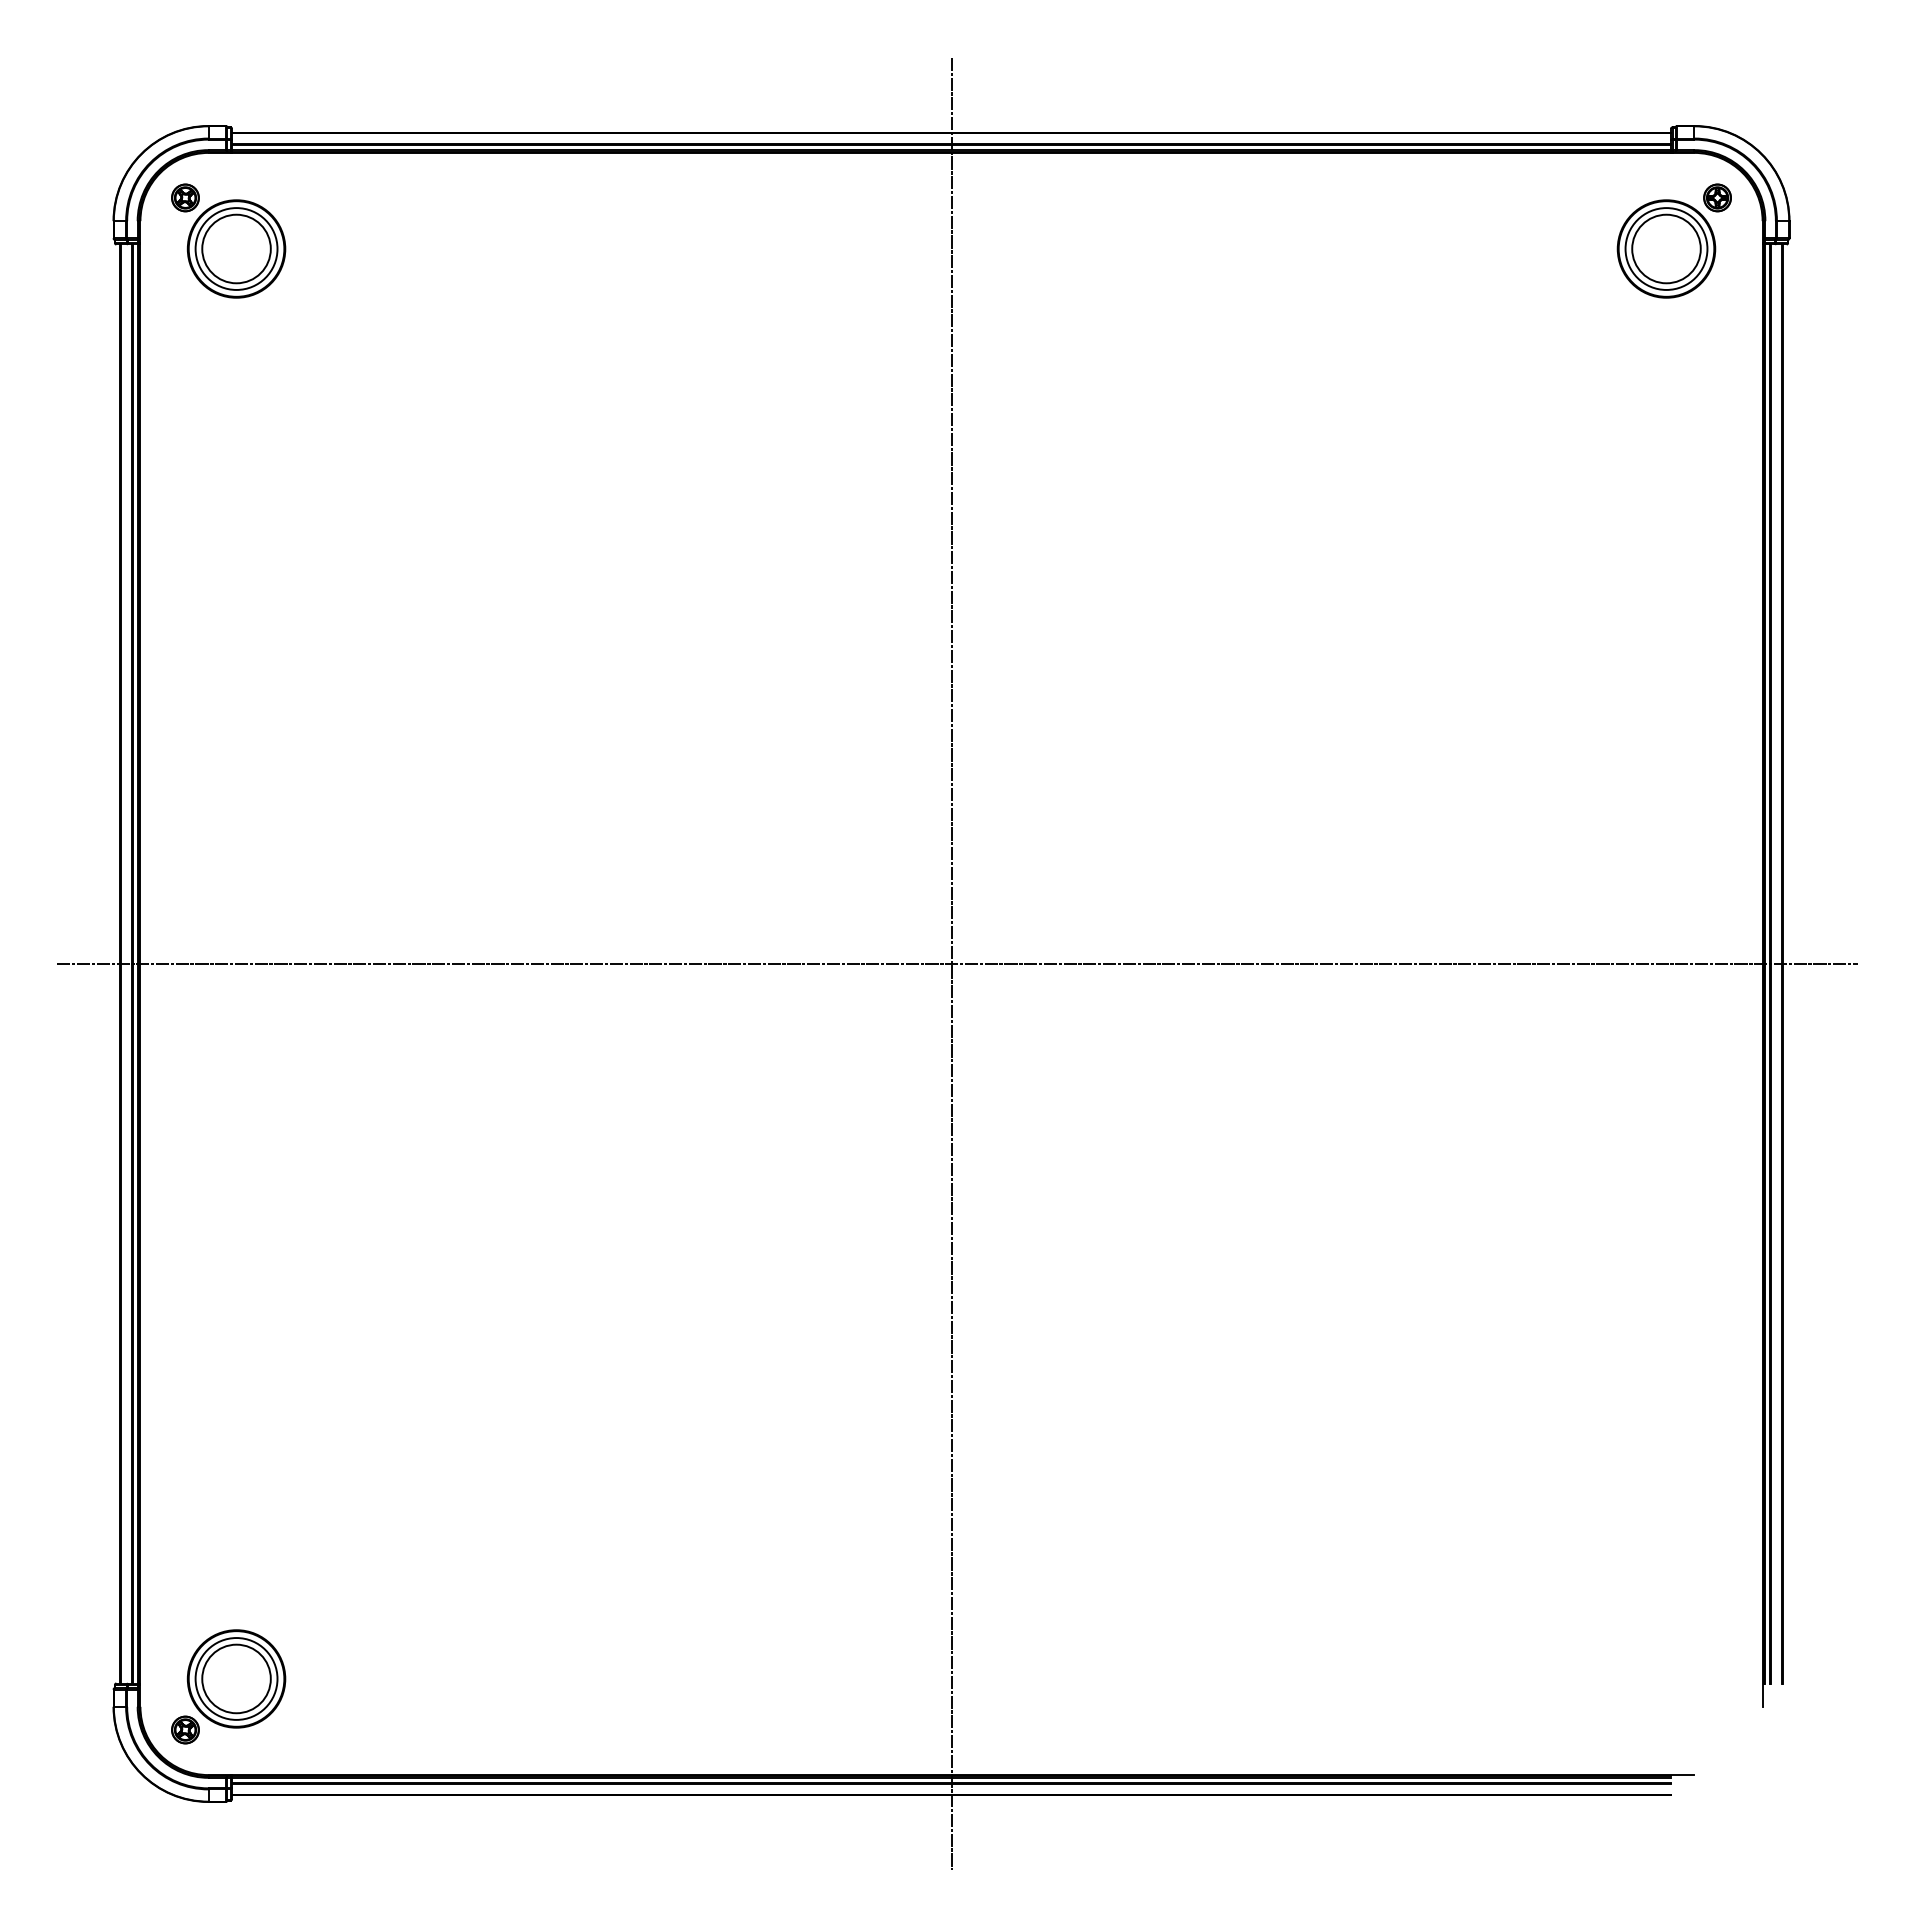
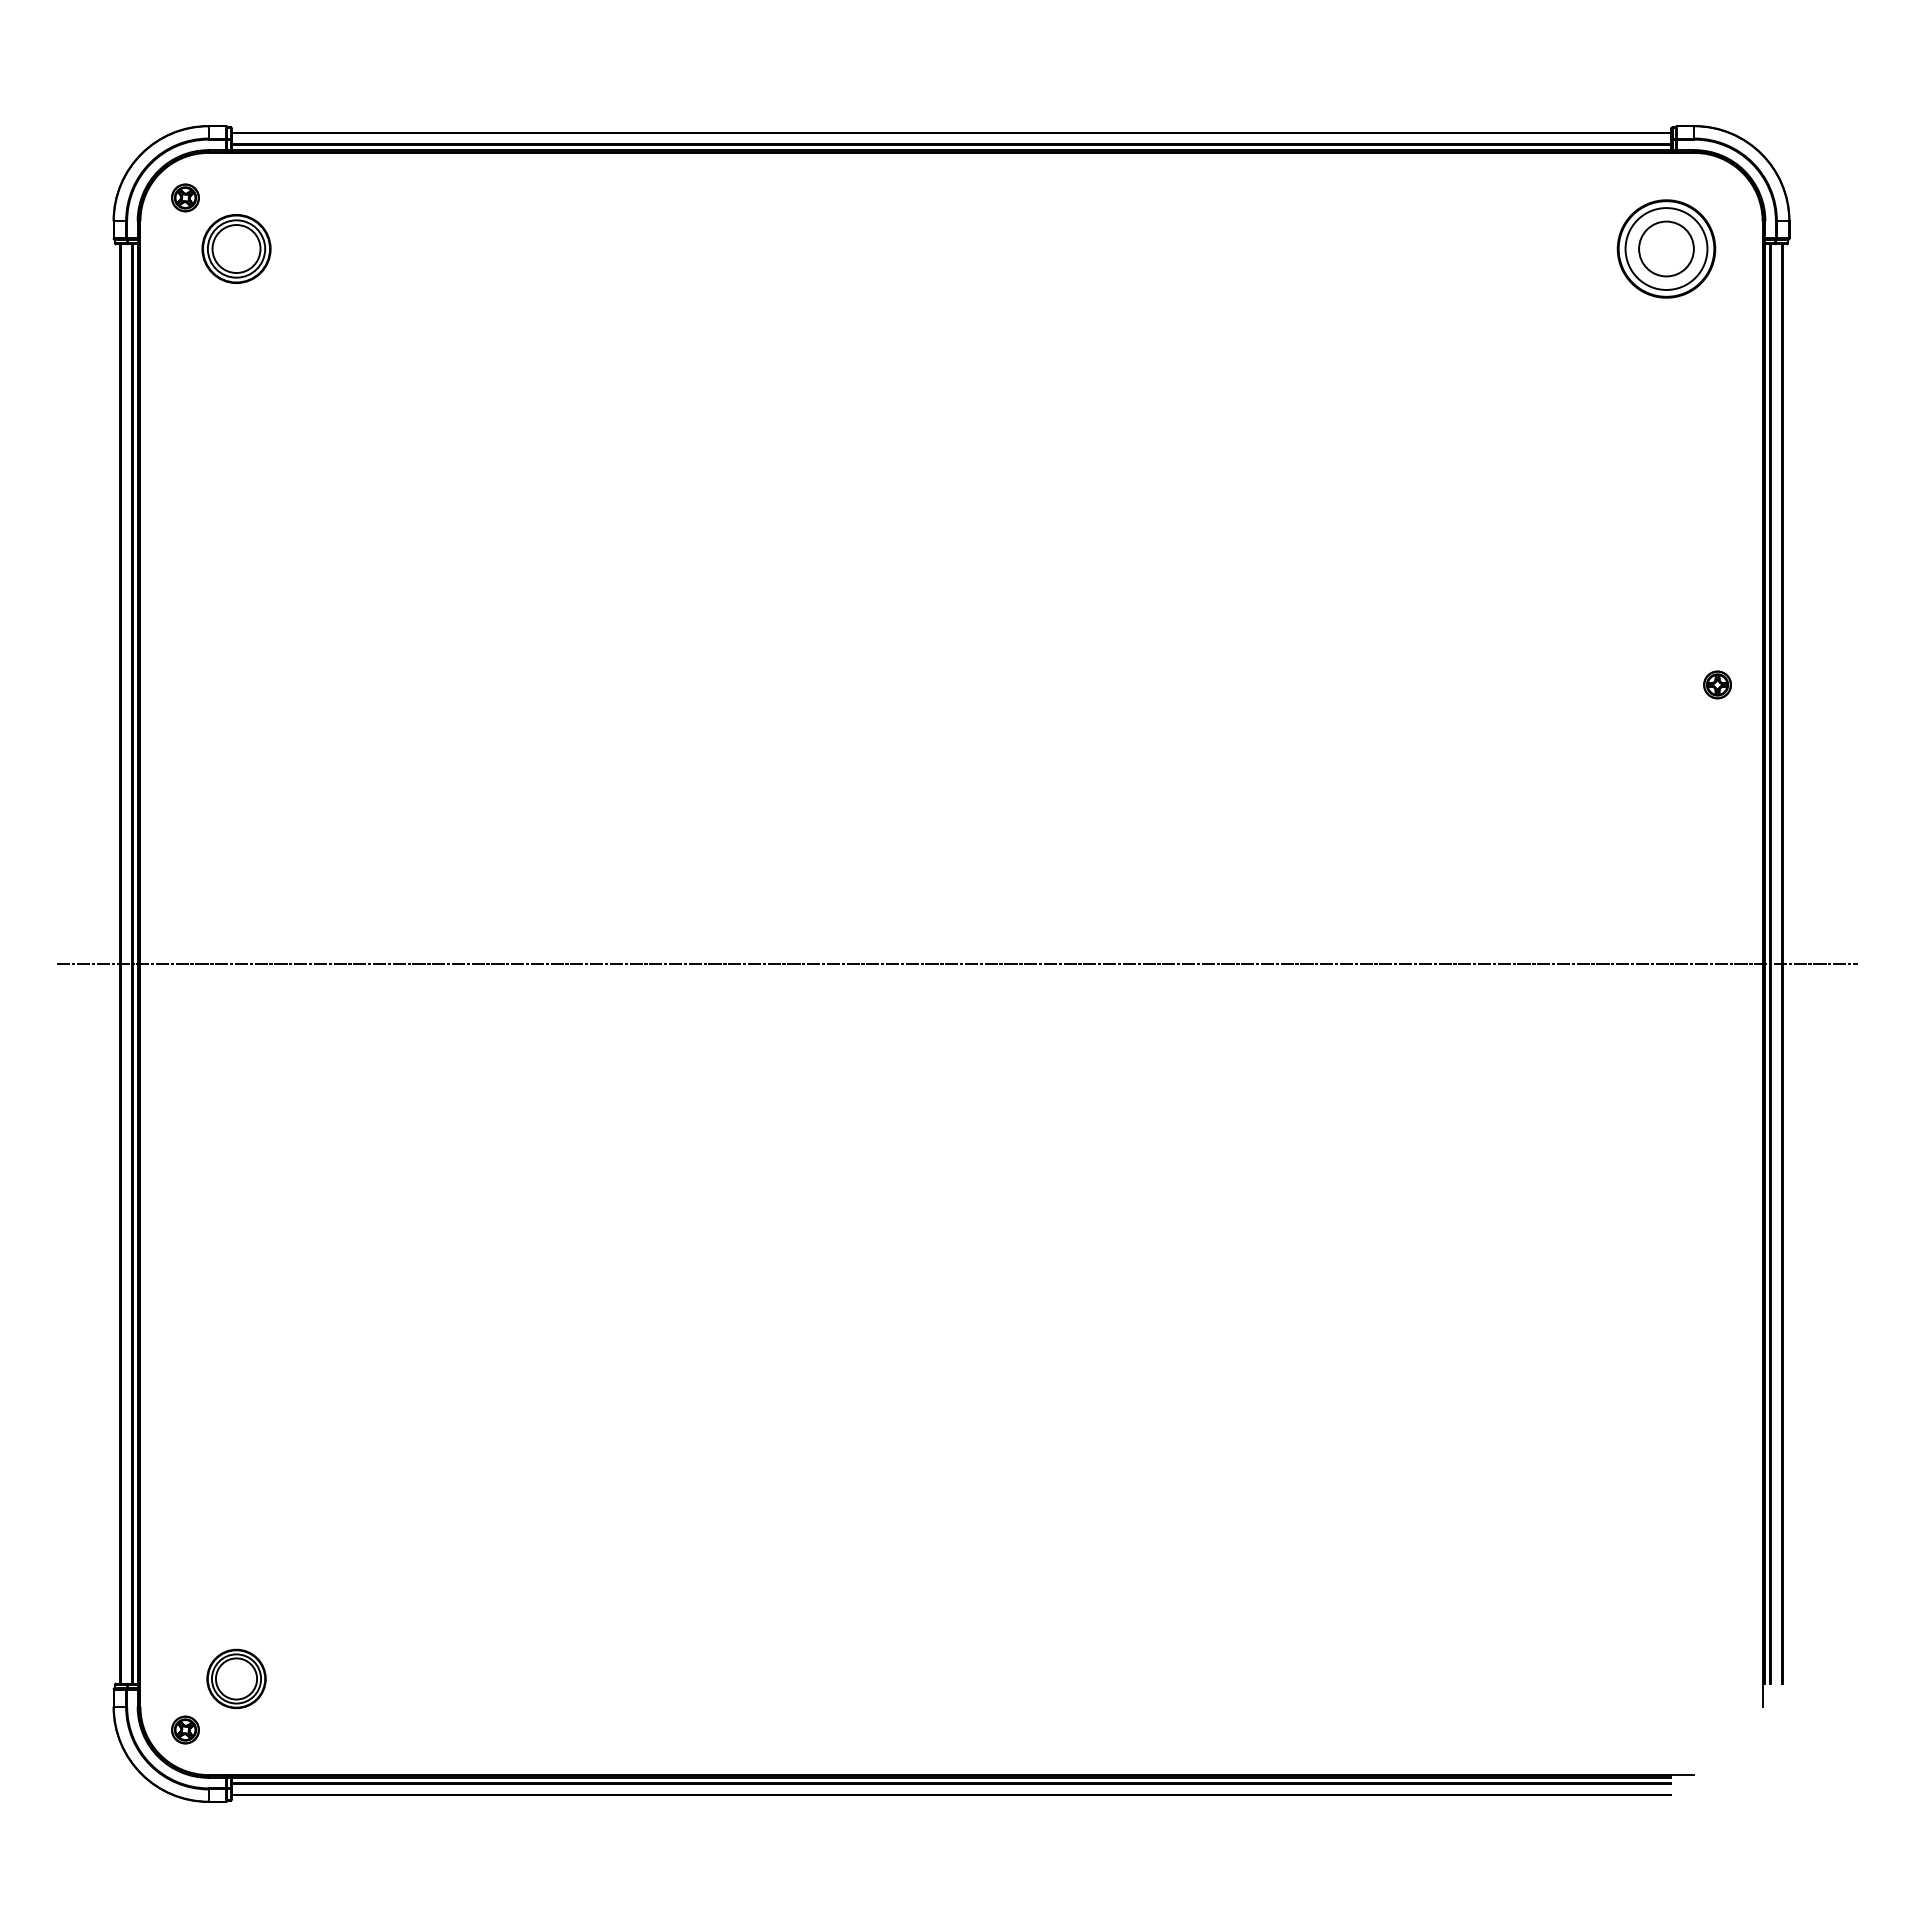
part position: (1717, 197) -> (1717, 684) (1717, 684)
part size: 101x100 px -> 71x70 px (236, 248)
circle diameter: 69 px -> 55 px (1666, 248)
line: present -> none (951, 963)
part size: 101x100 px -> 61x62 px (236, 1678)
